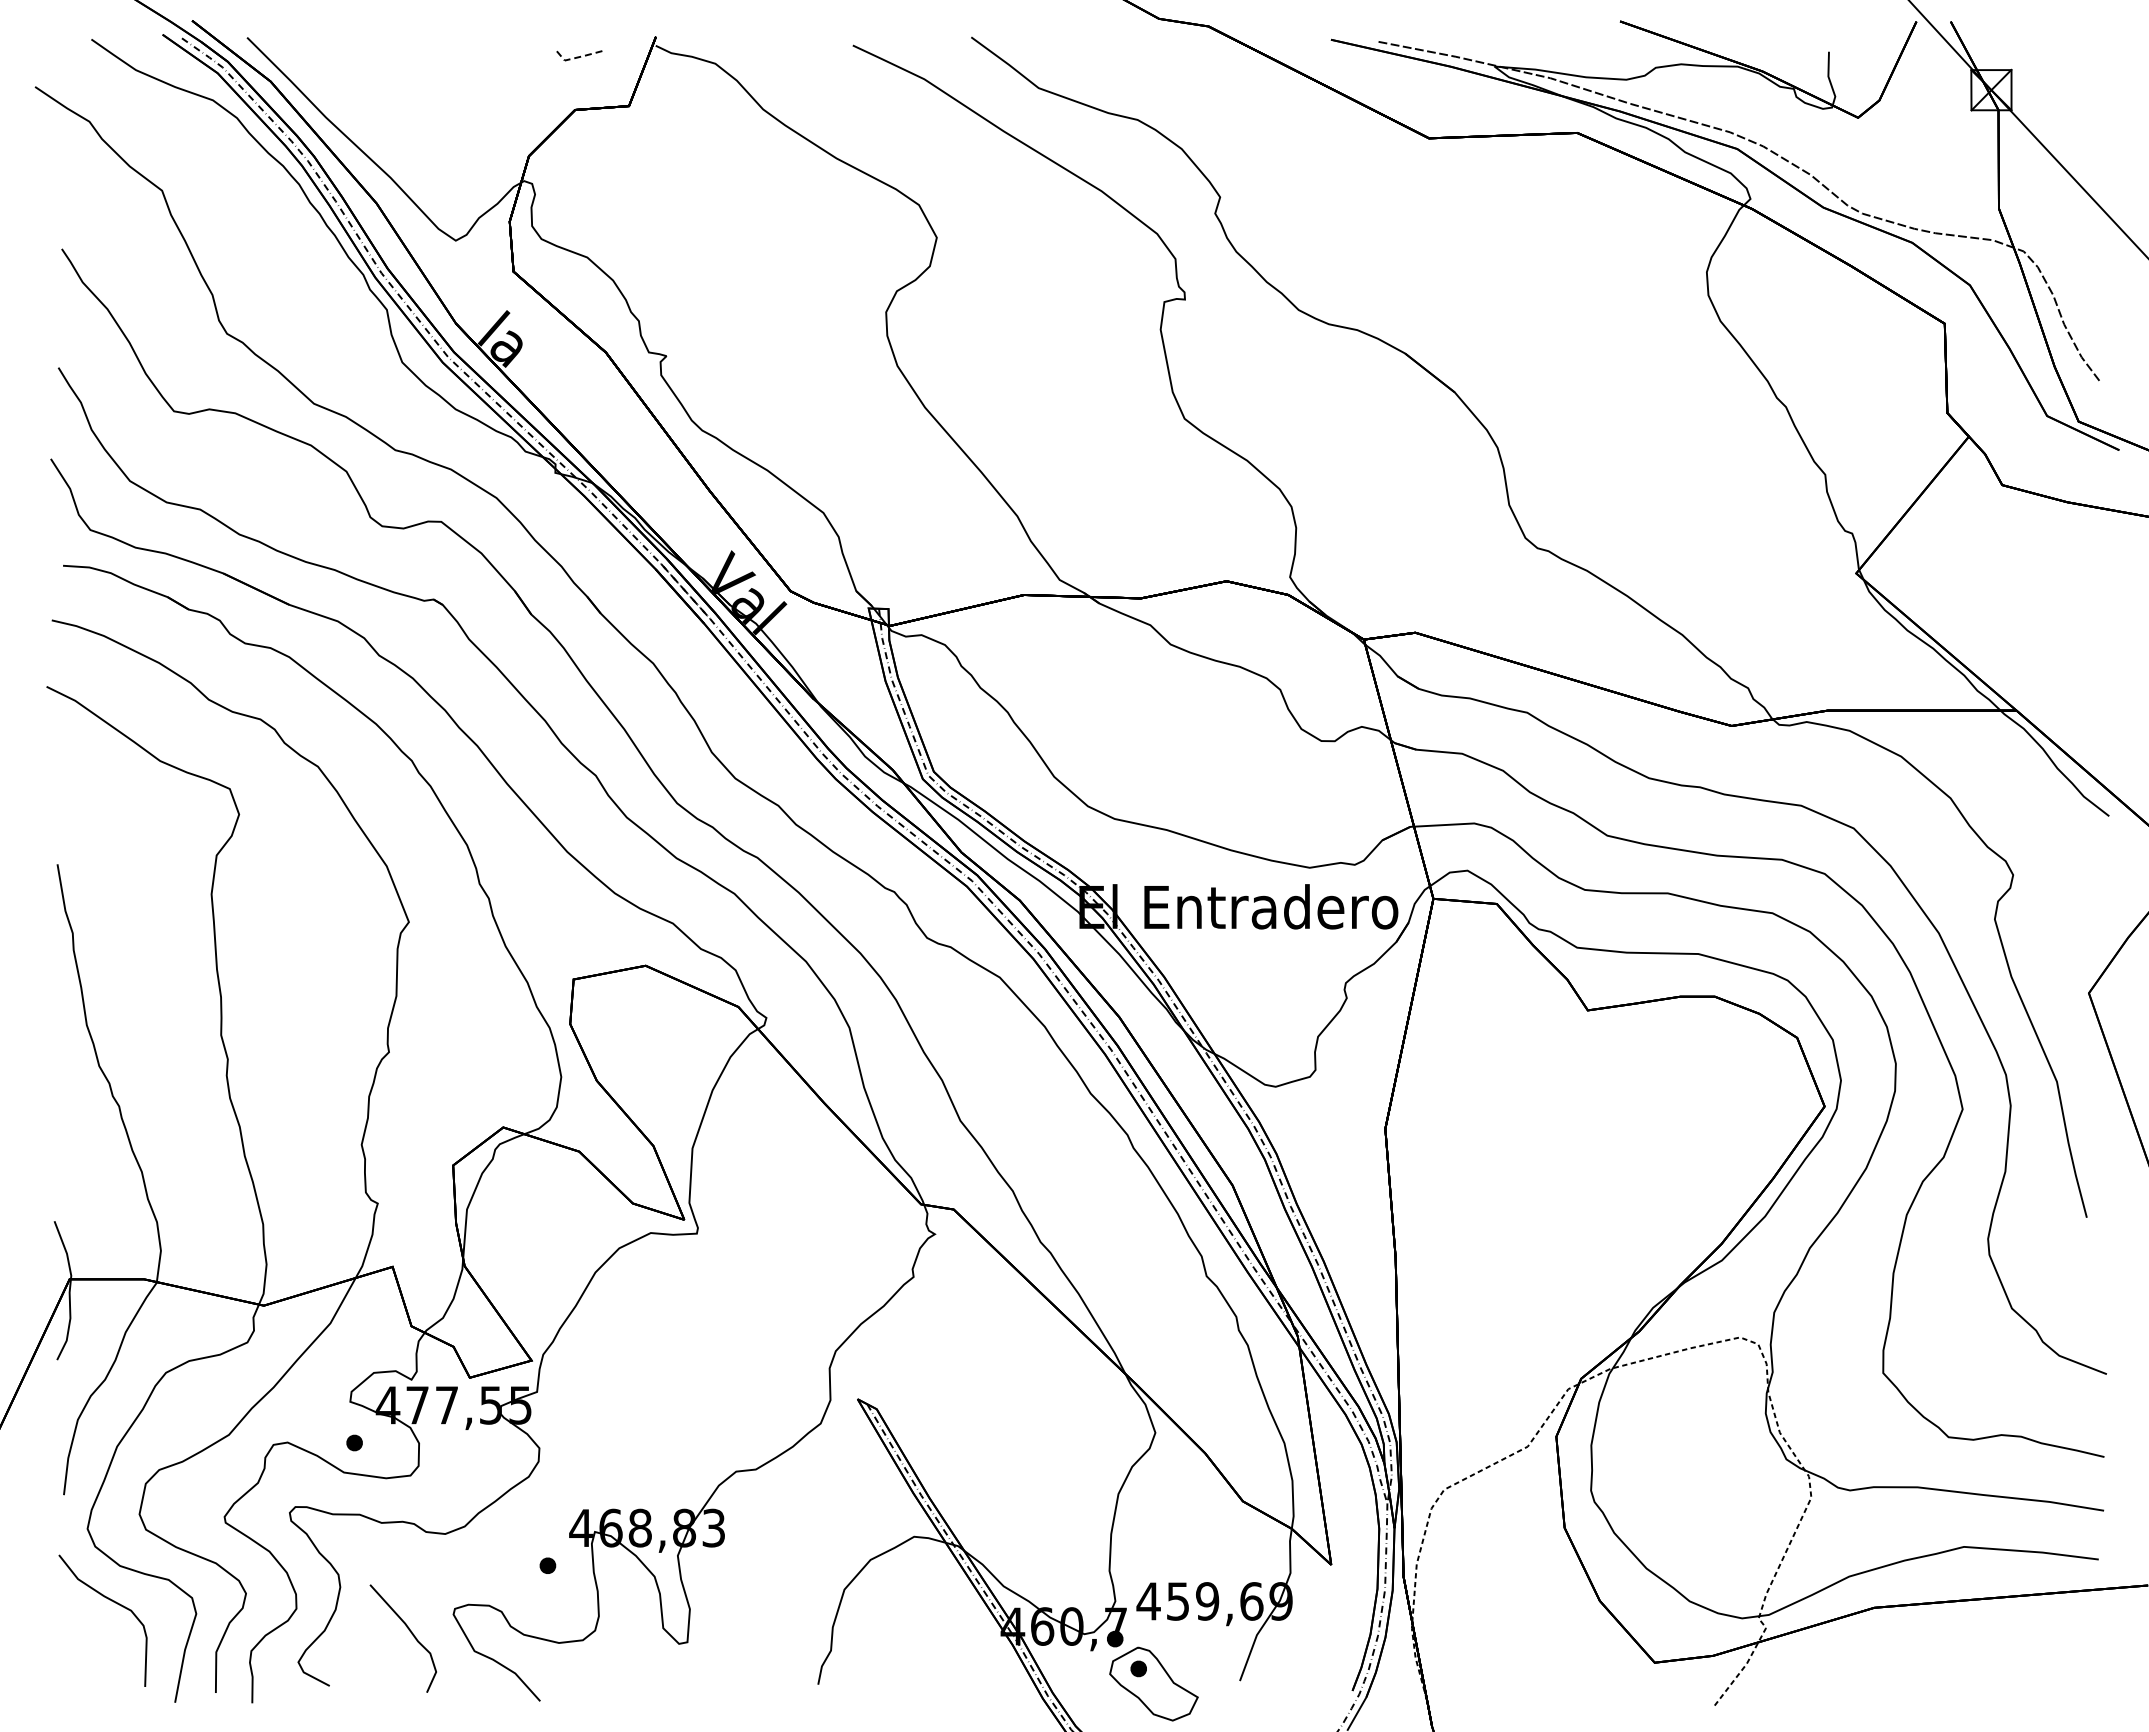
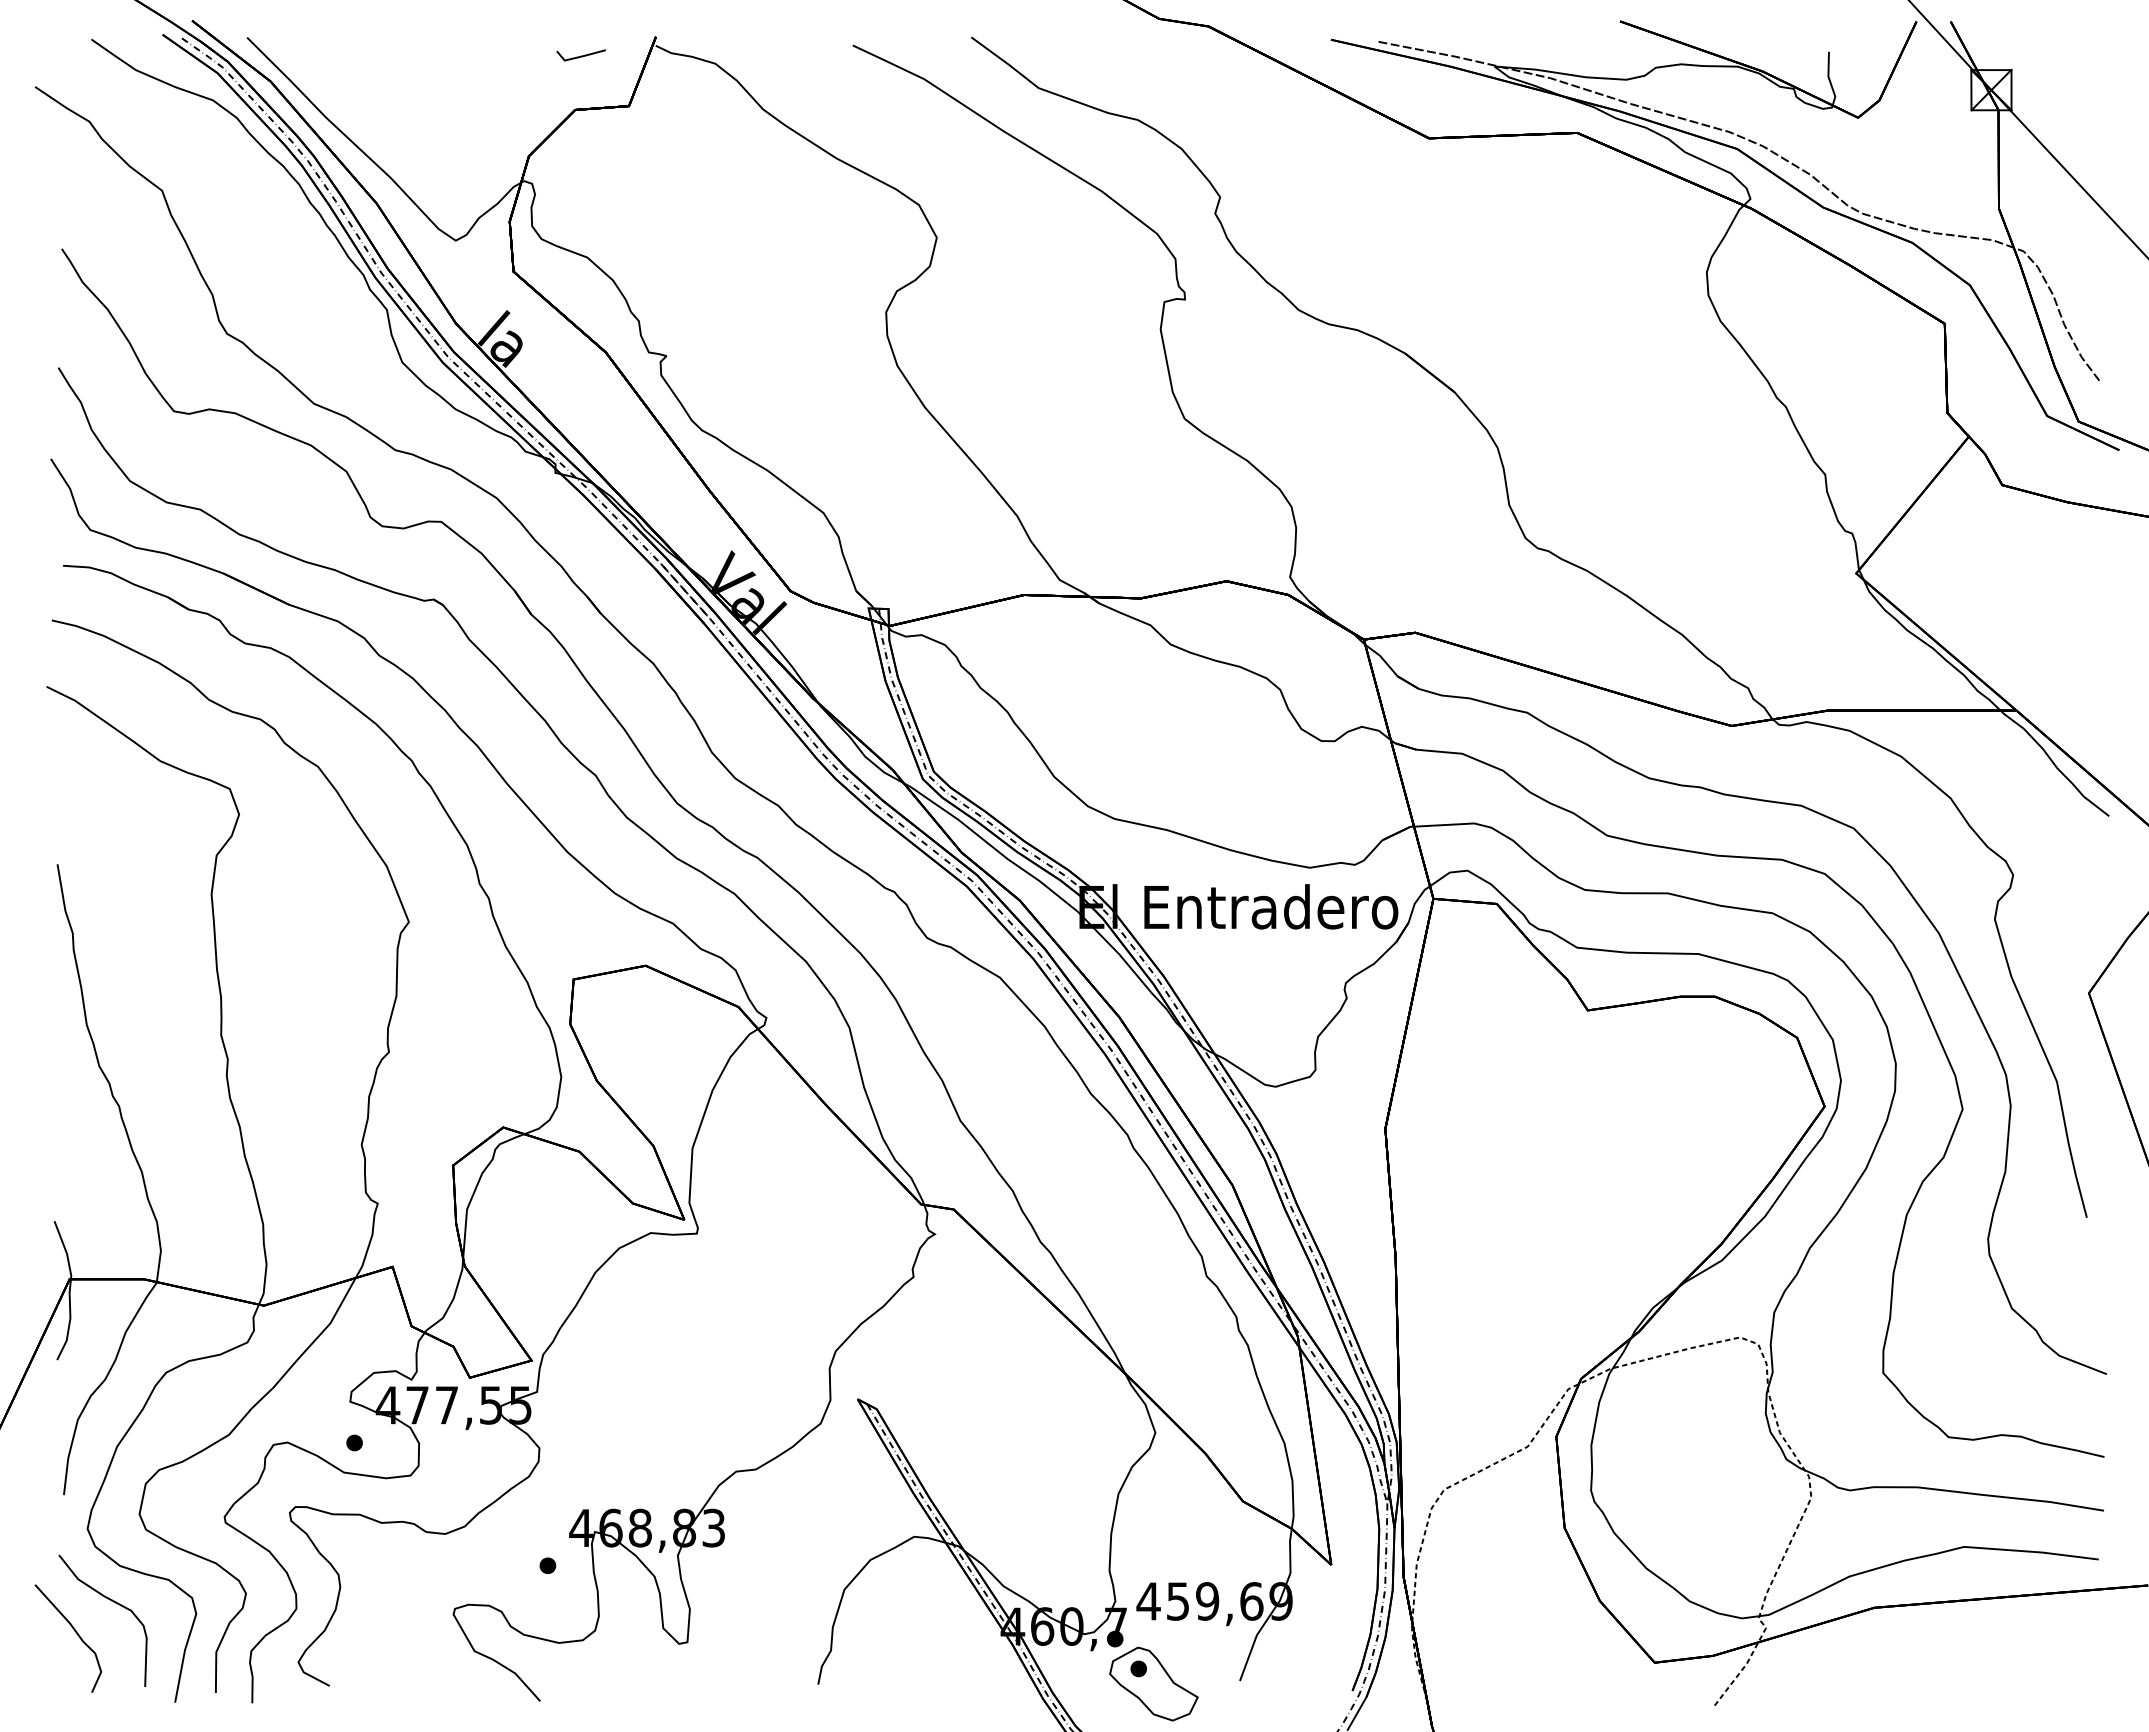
line: dashed -> solid (579, 57)
curve position: (411, 1634) -> (76, 1634) (76, 1634)
